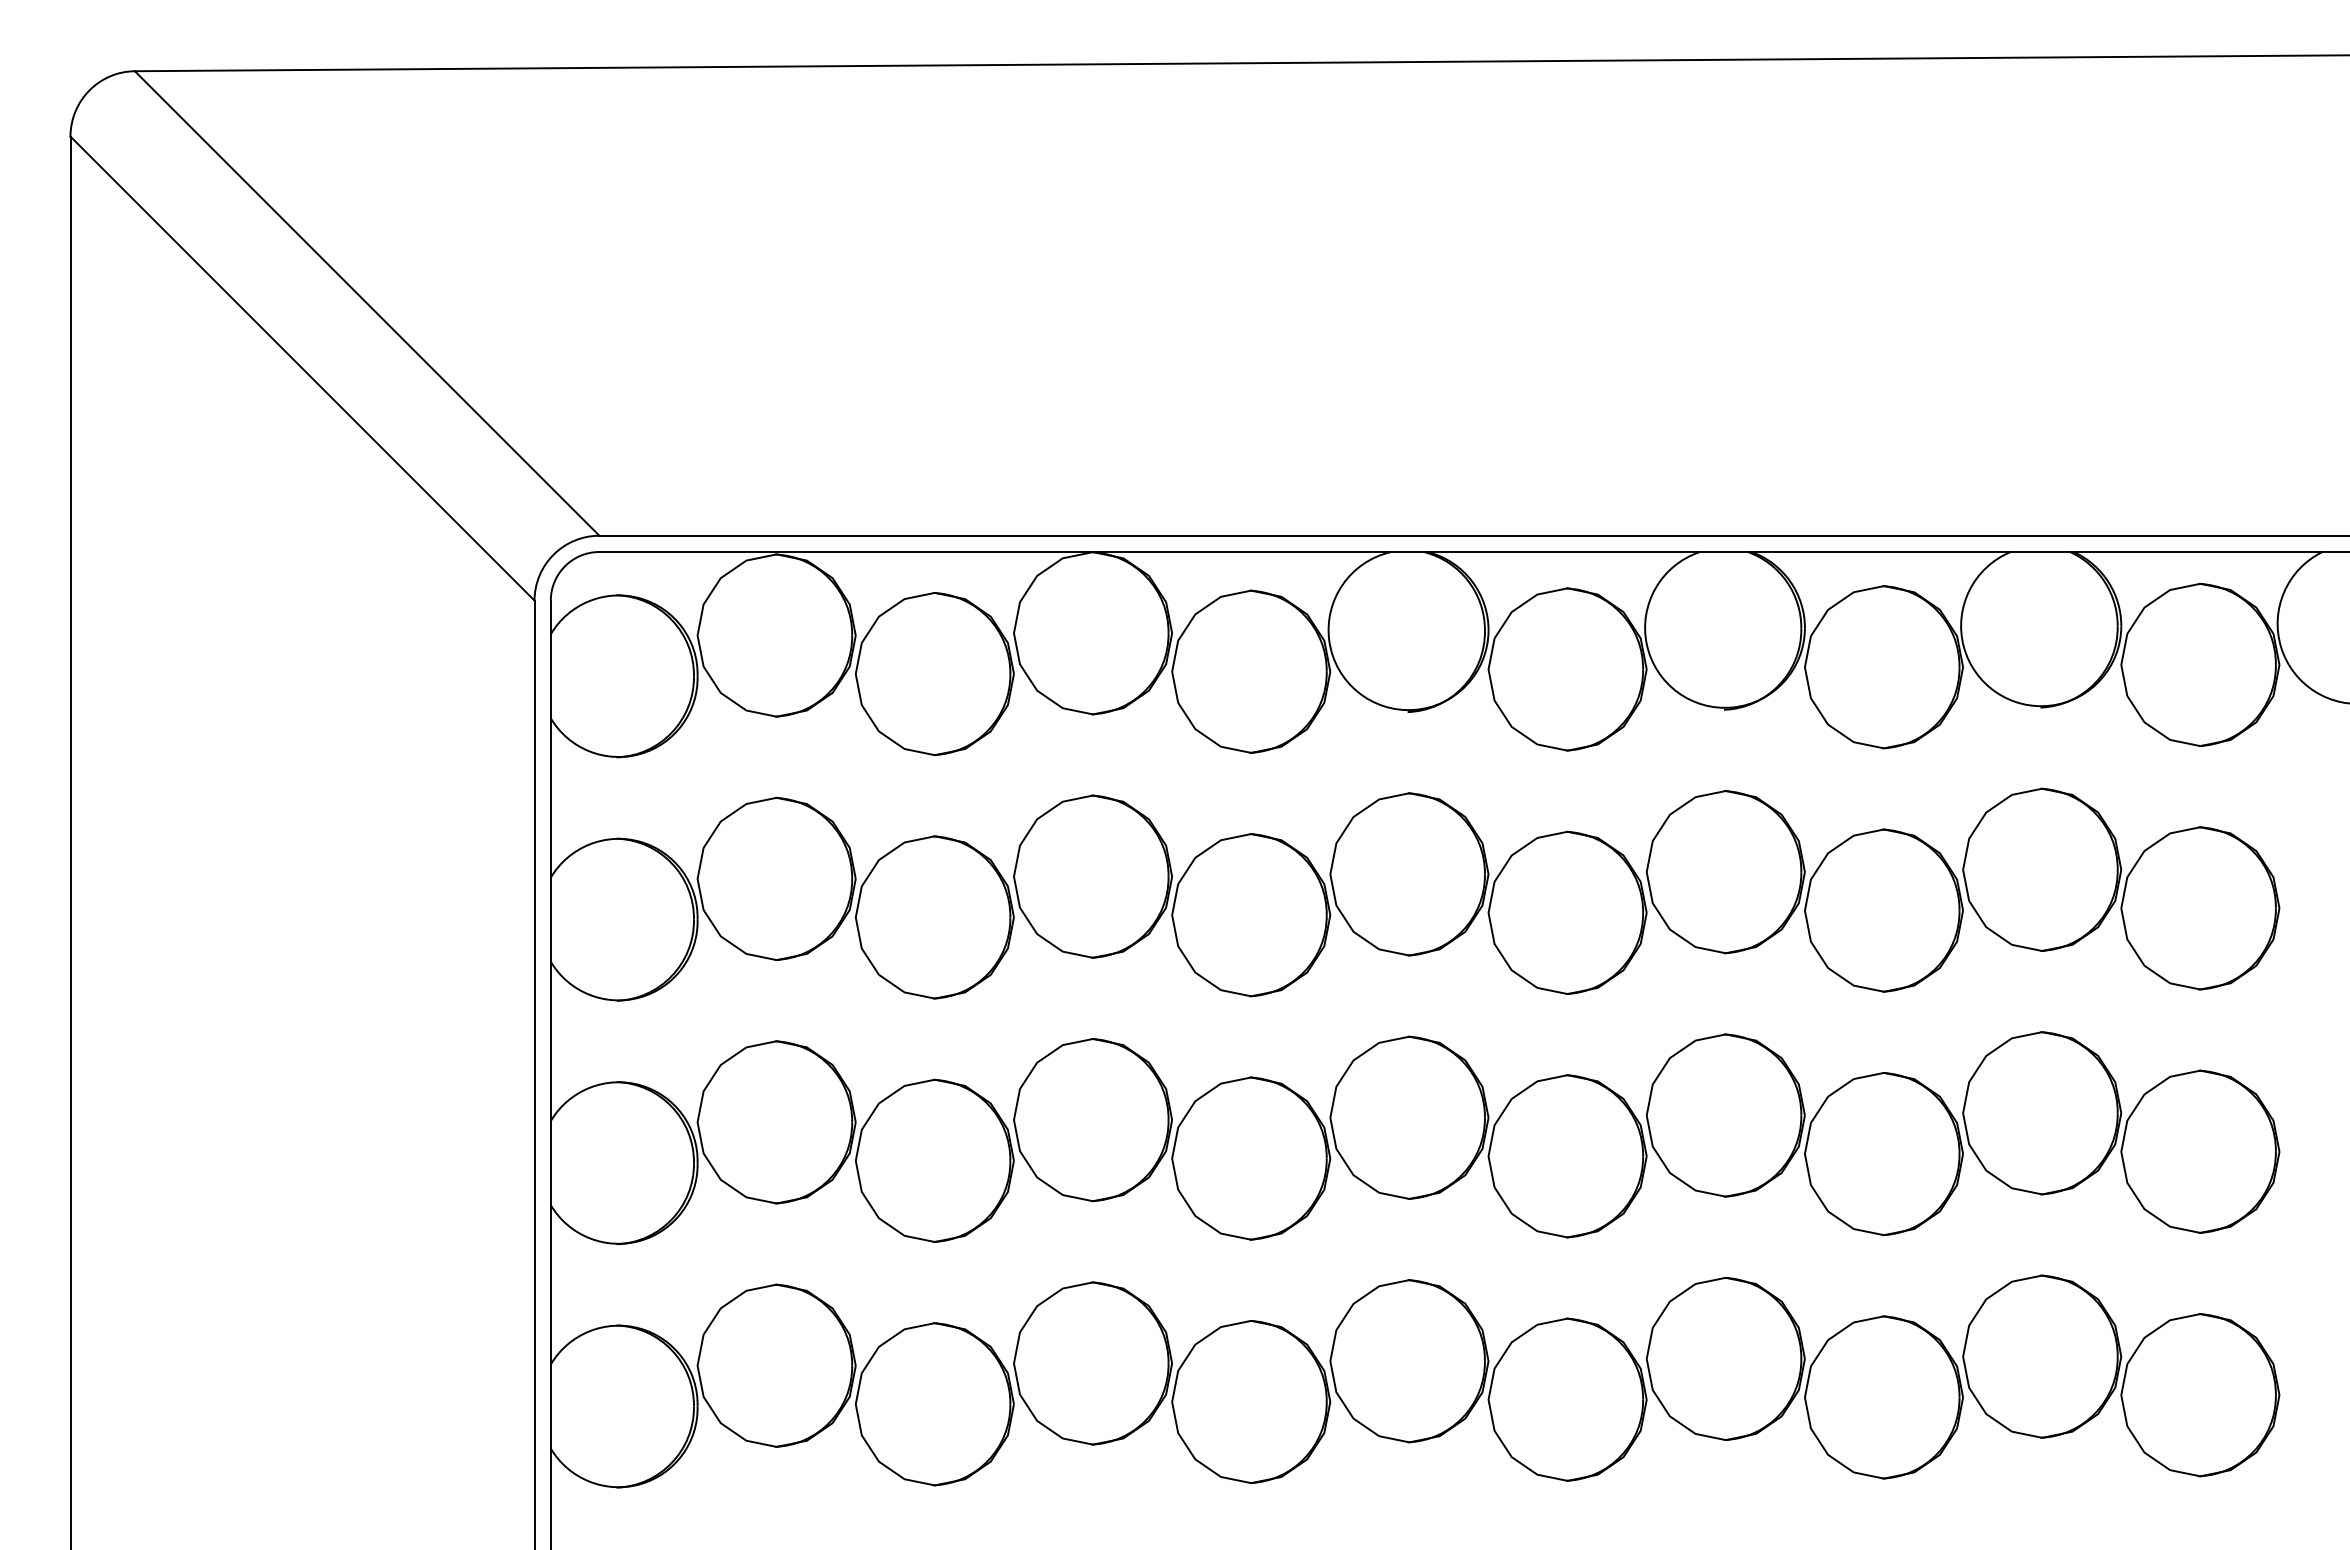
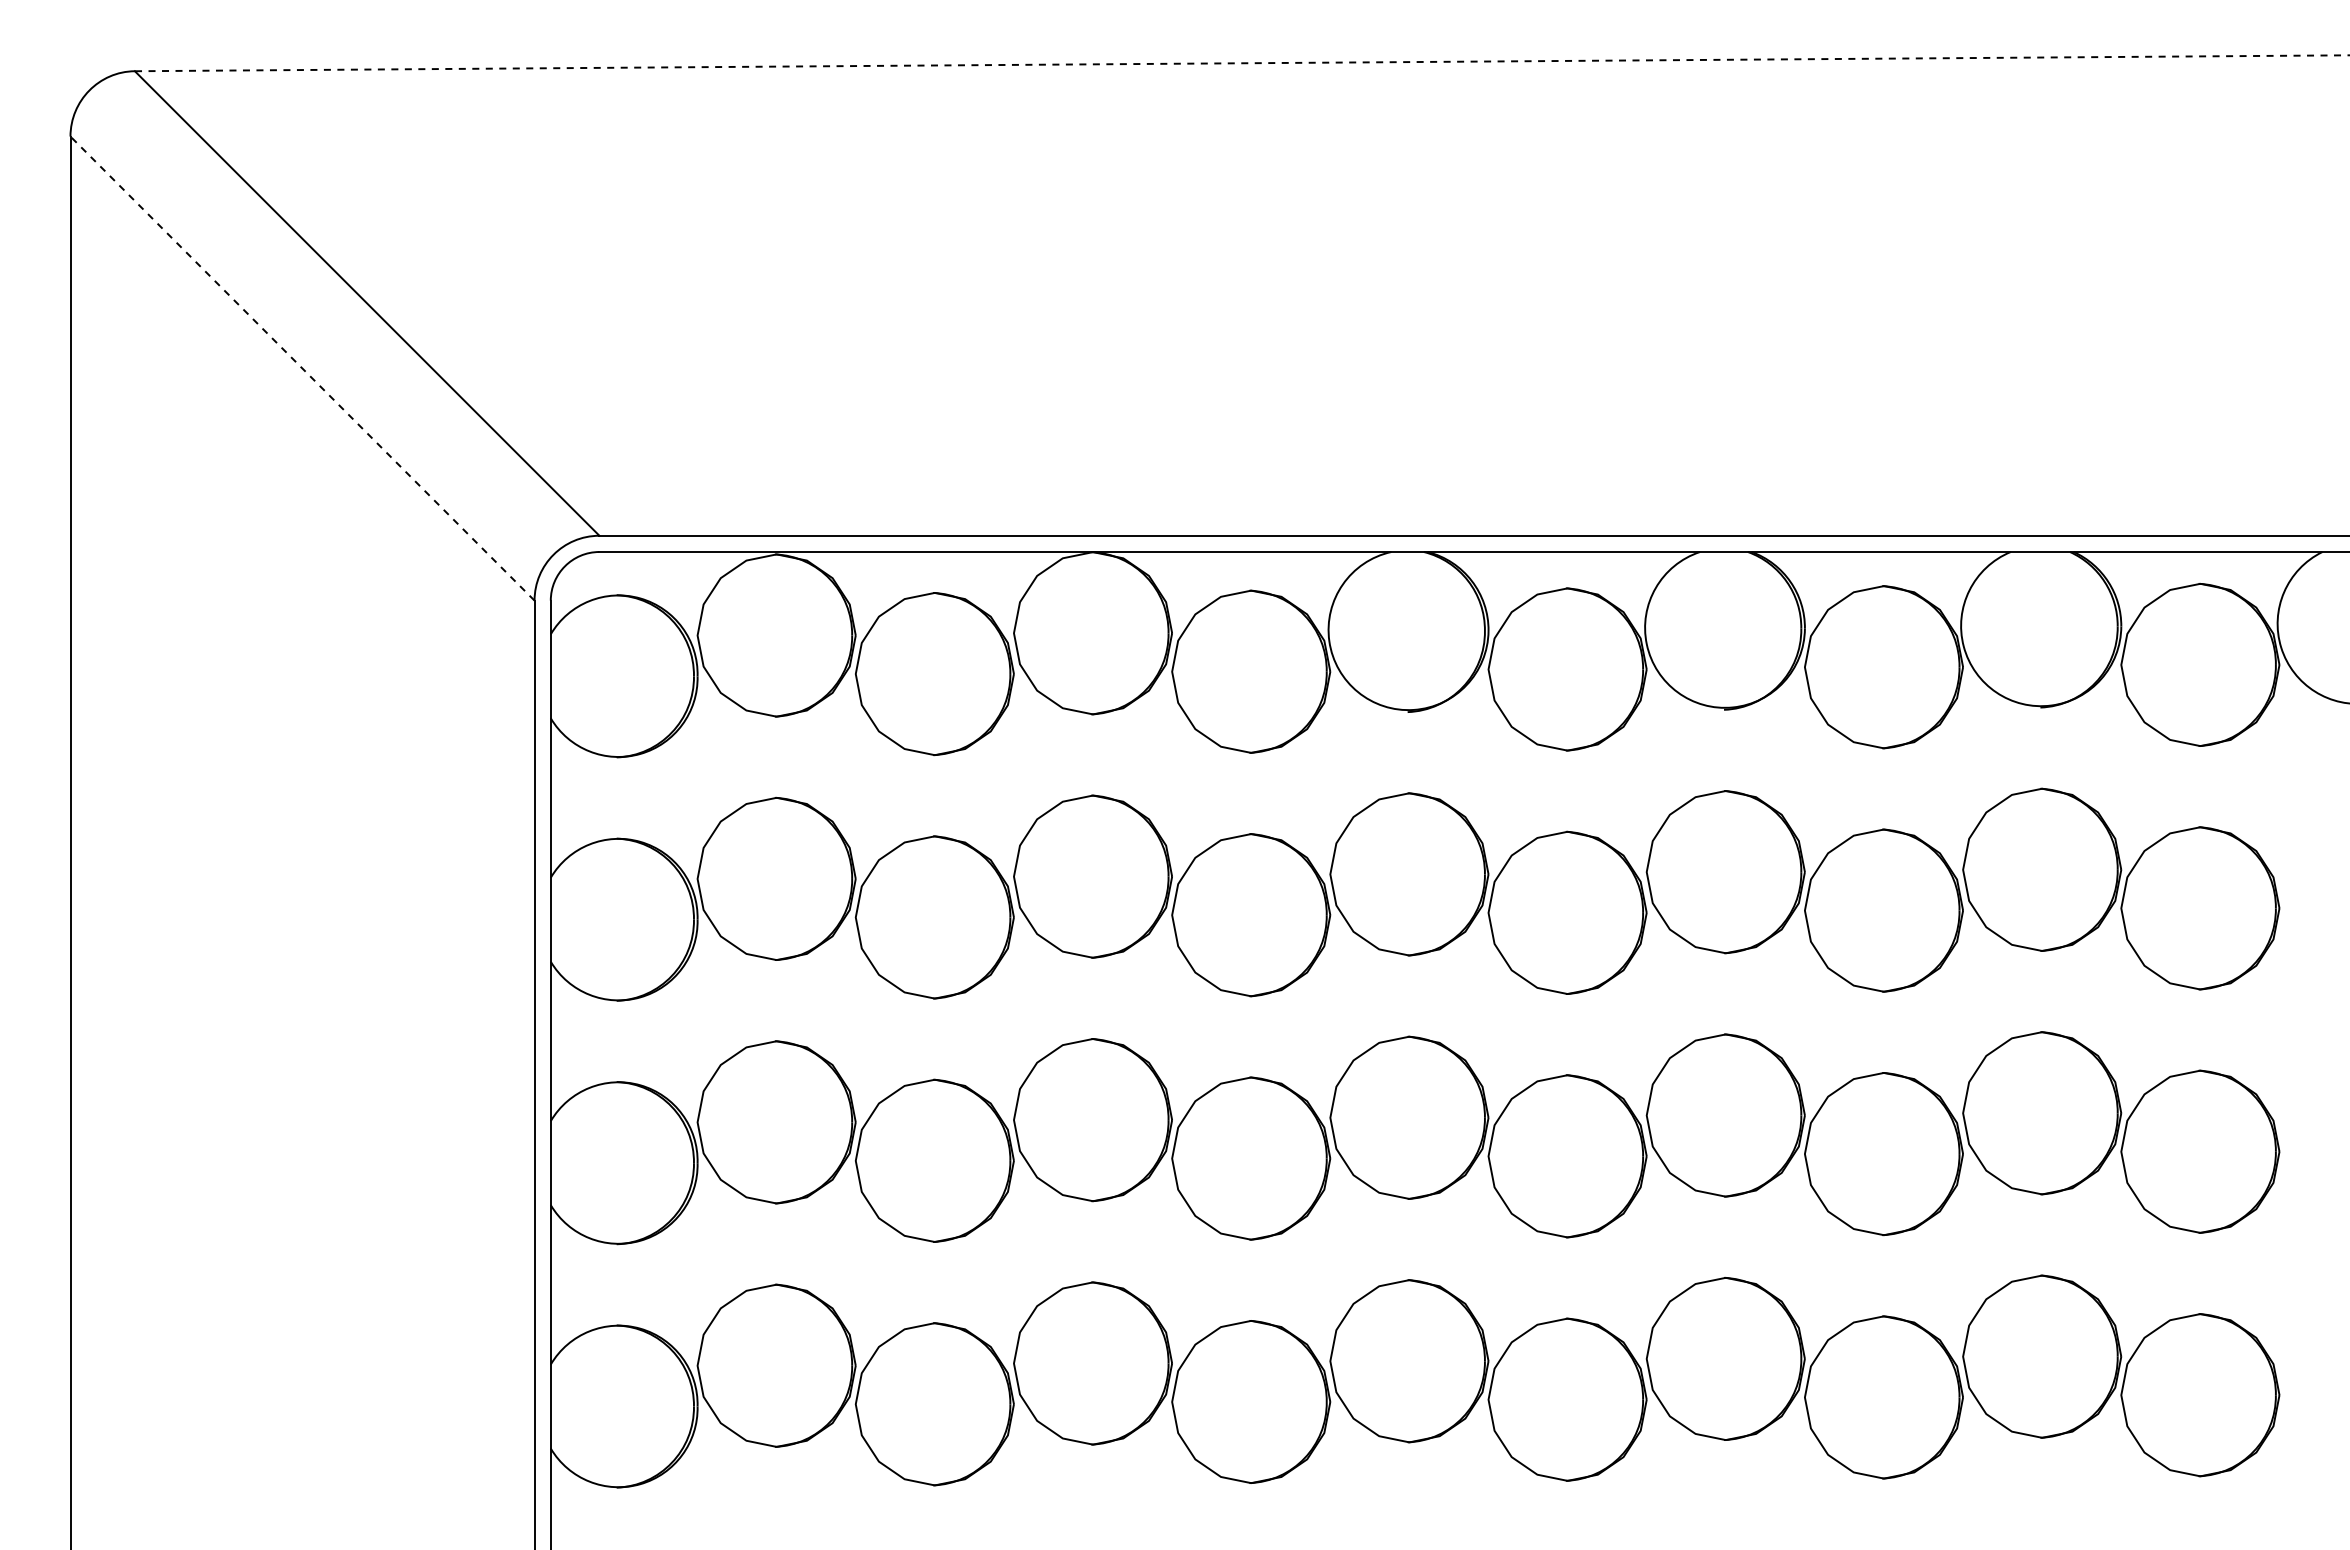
line: solid -> dashed (1241, 63)
line: solid -> dashed (302, 368)
